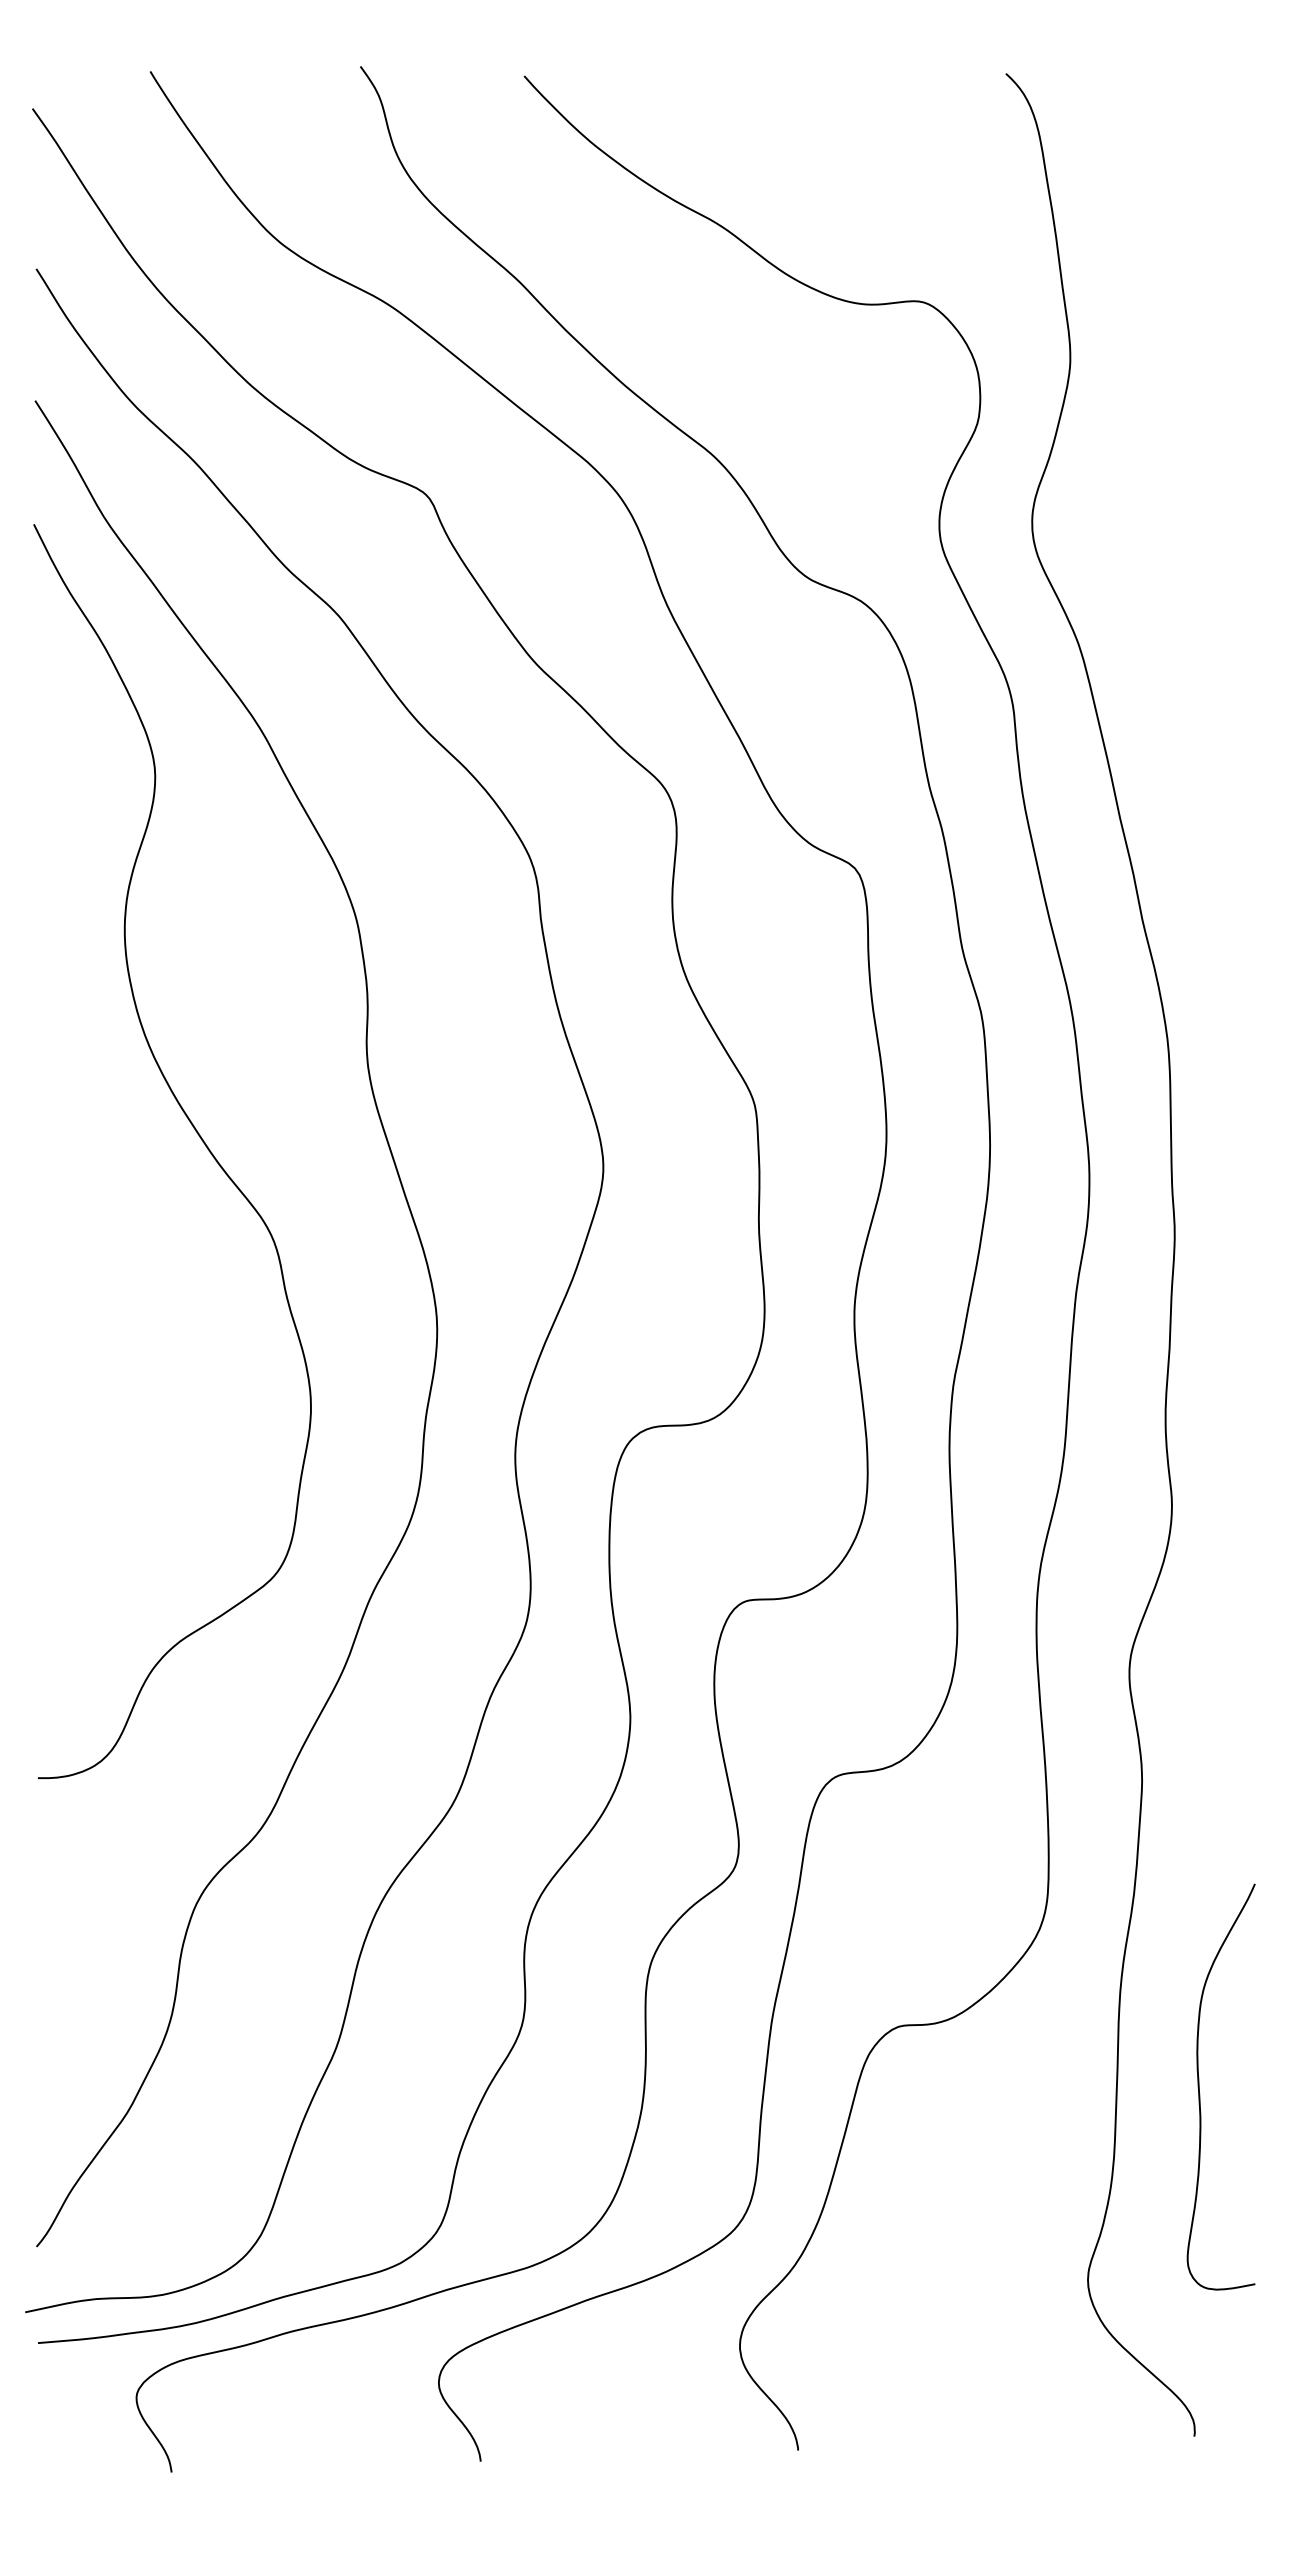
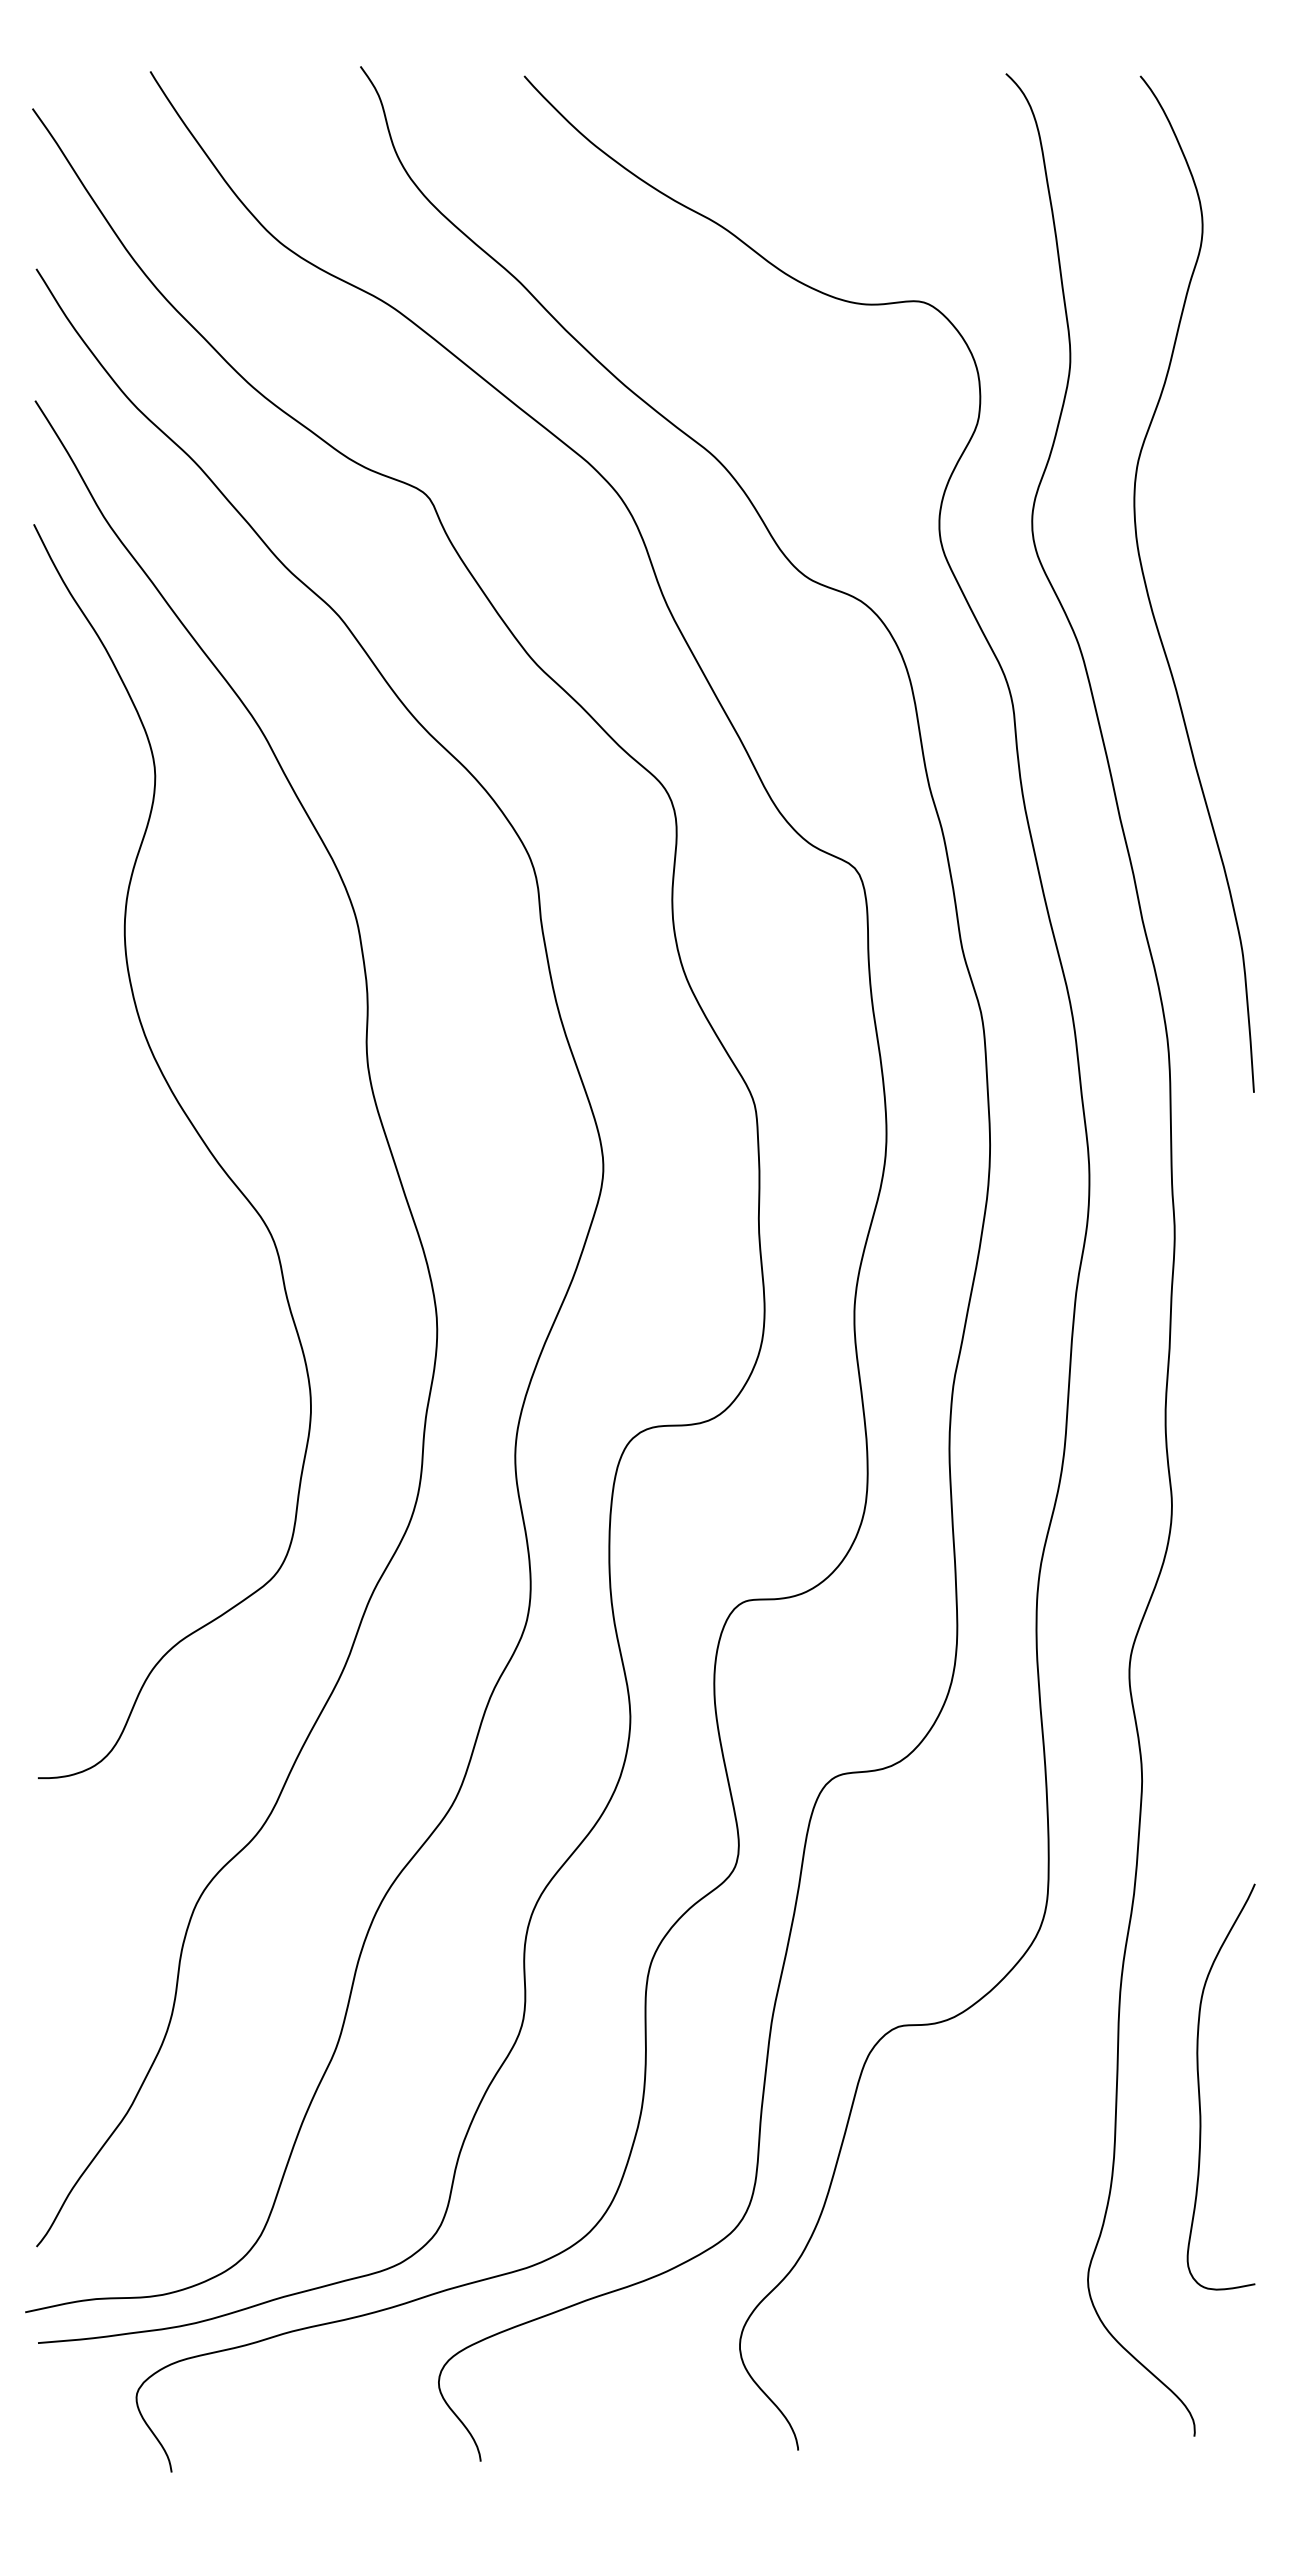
curve: none -> present (1148, 591)
